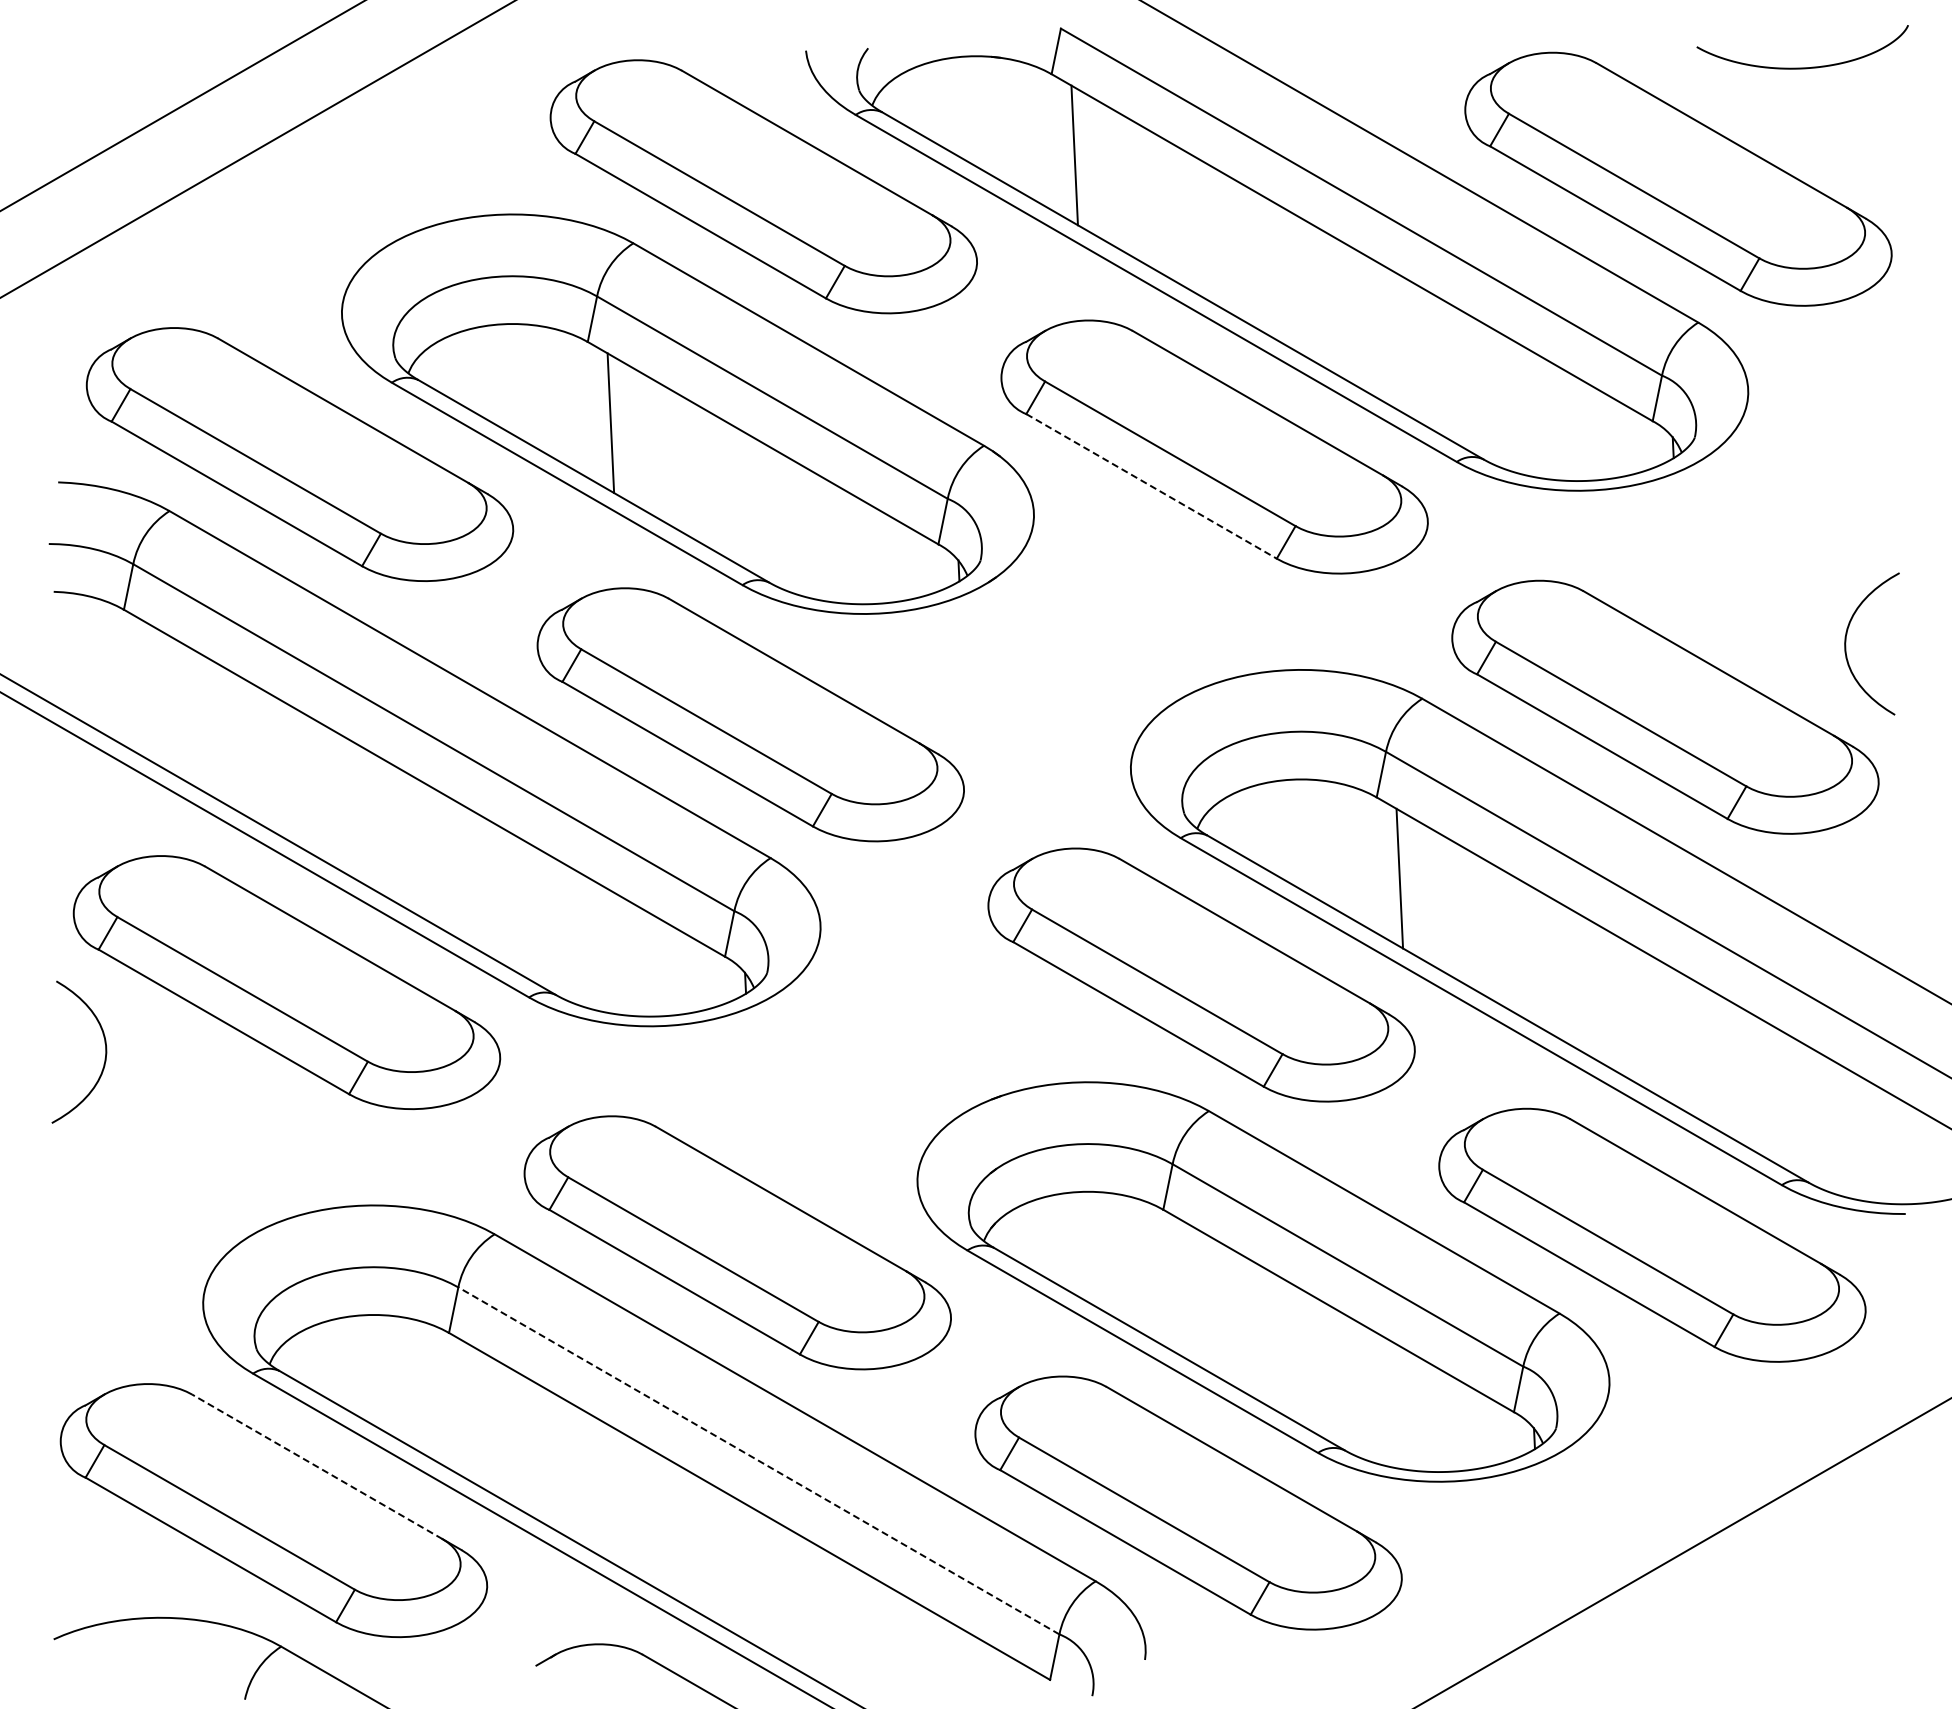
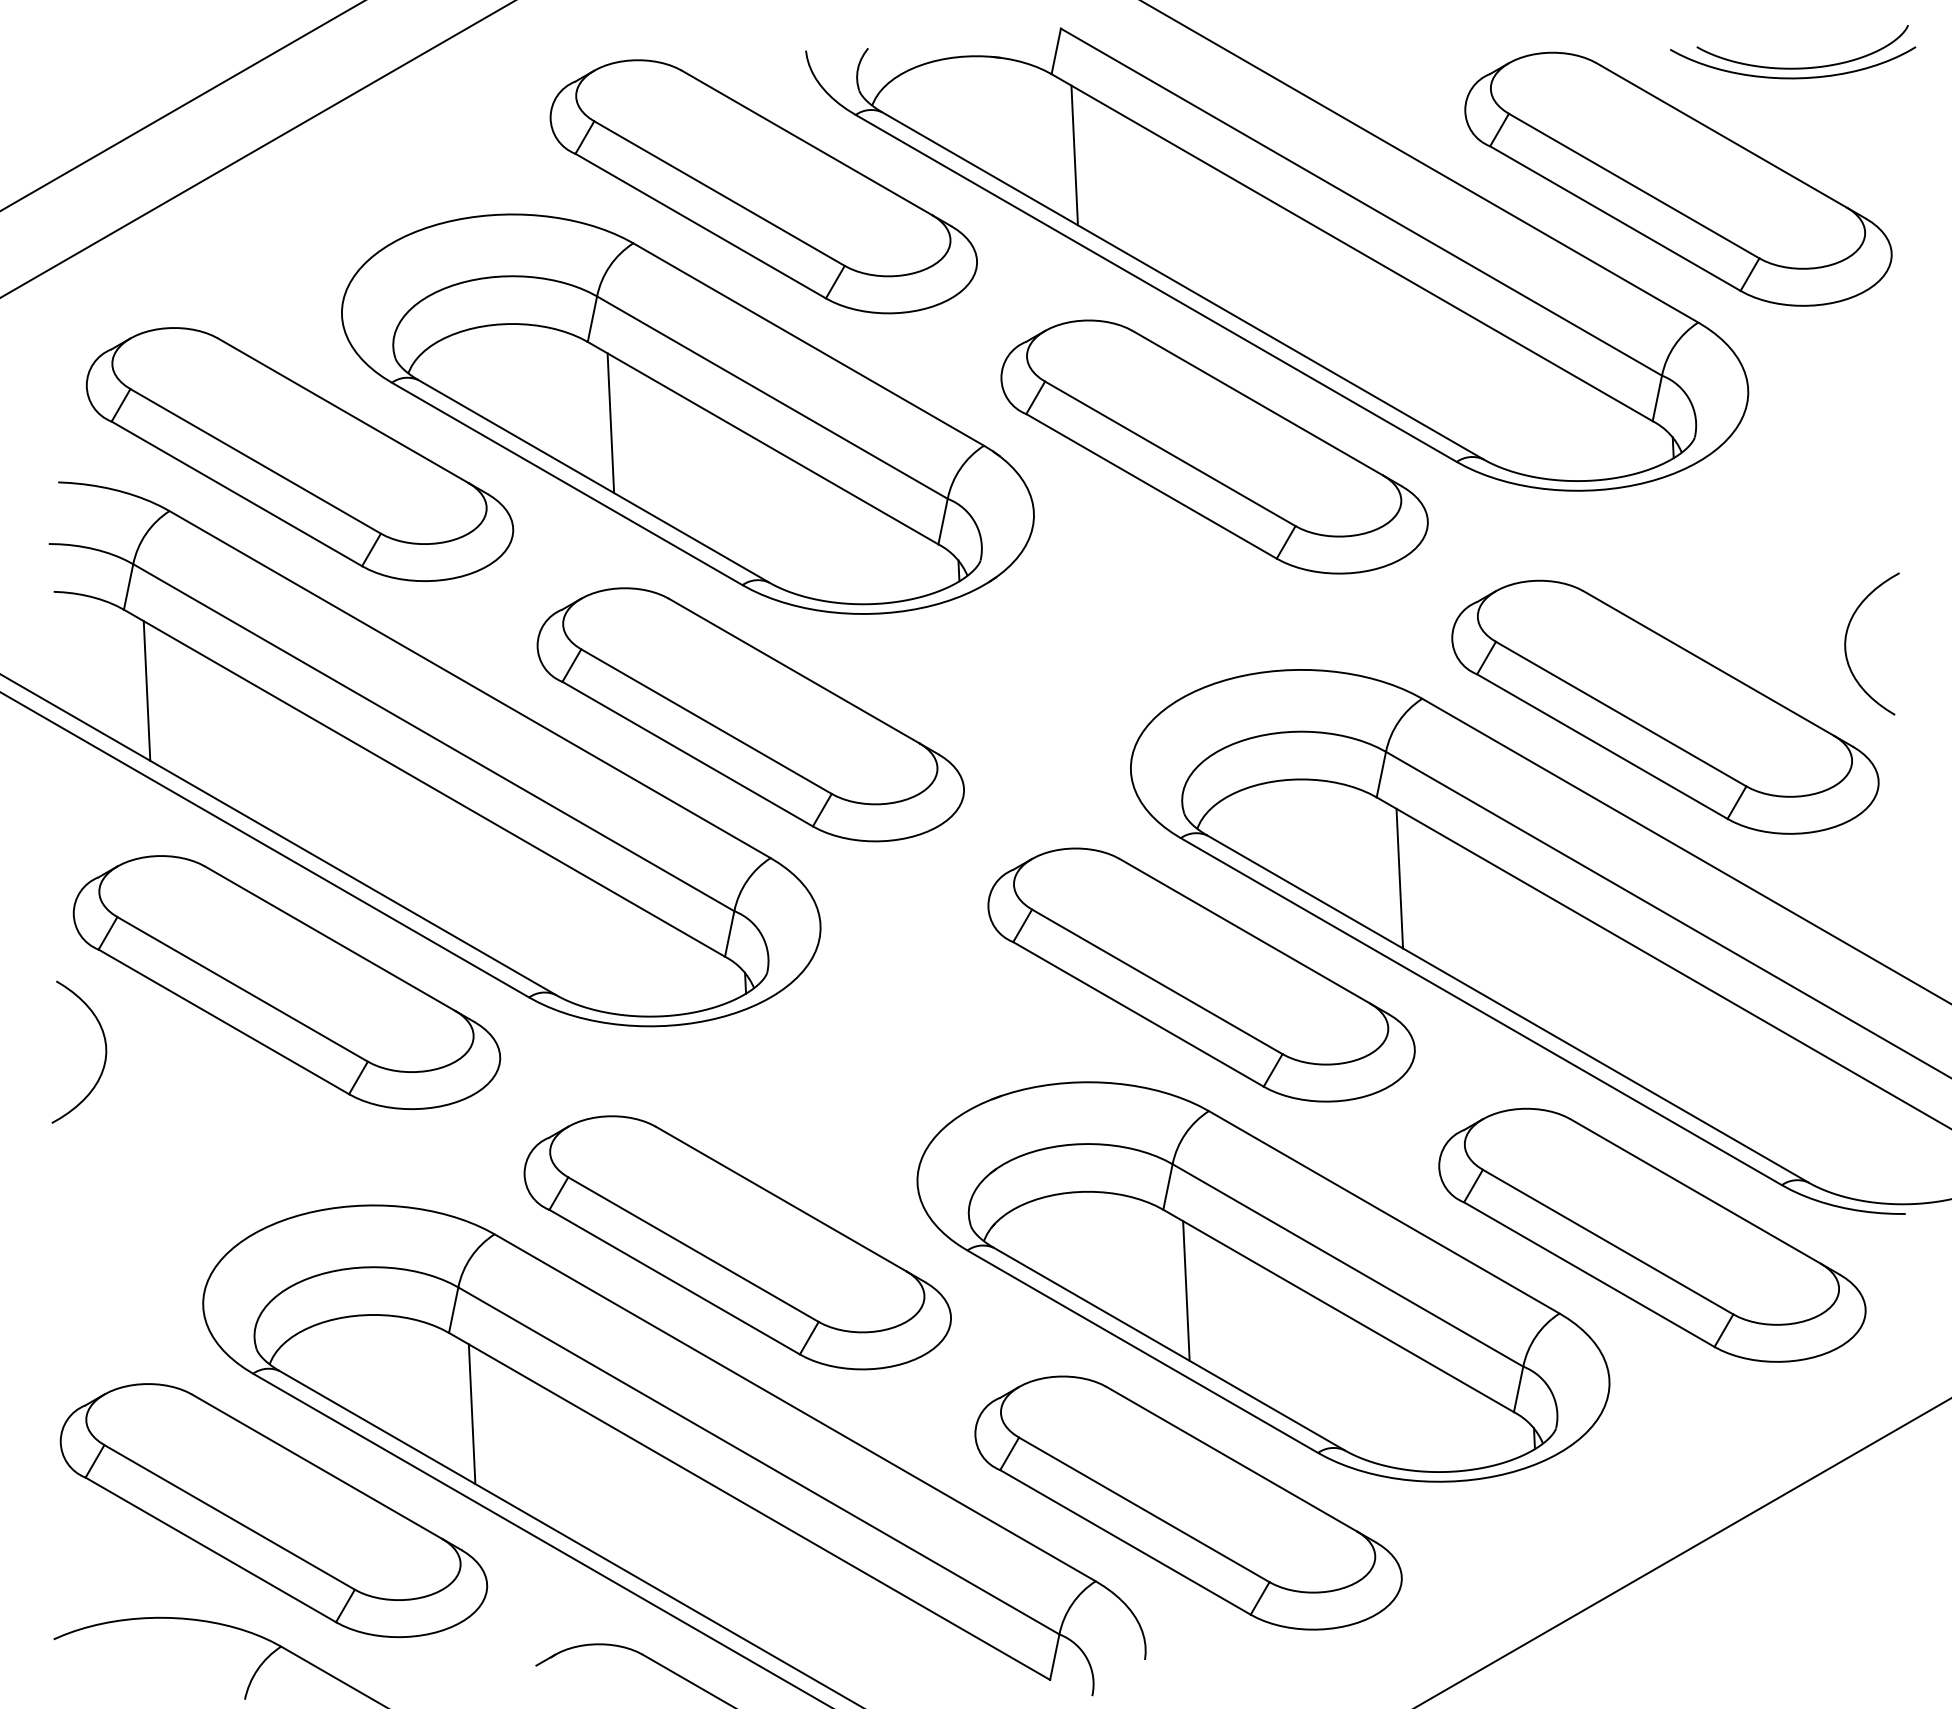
curve: none -> present (1793, 77)
line: dashed -> solid (1151, 486)
line: none -> present (146, 690)
line: none -> present (1186, 1290)
line: none -> present (471, 1414)
line: dashed -> solid (758, 1460)
line: dashed -> solid (317, 1466)
